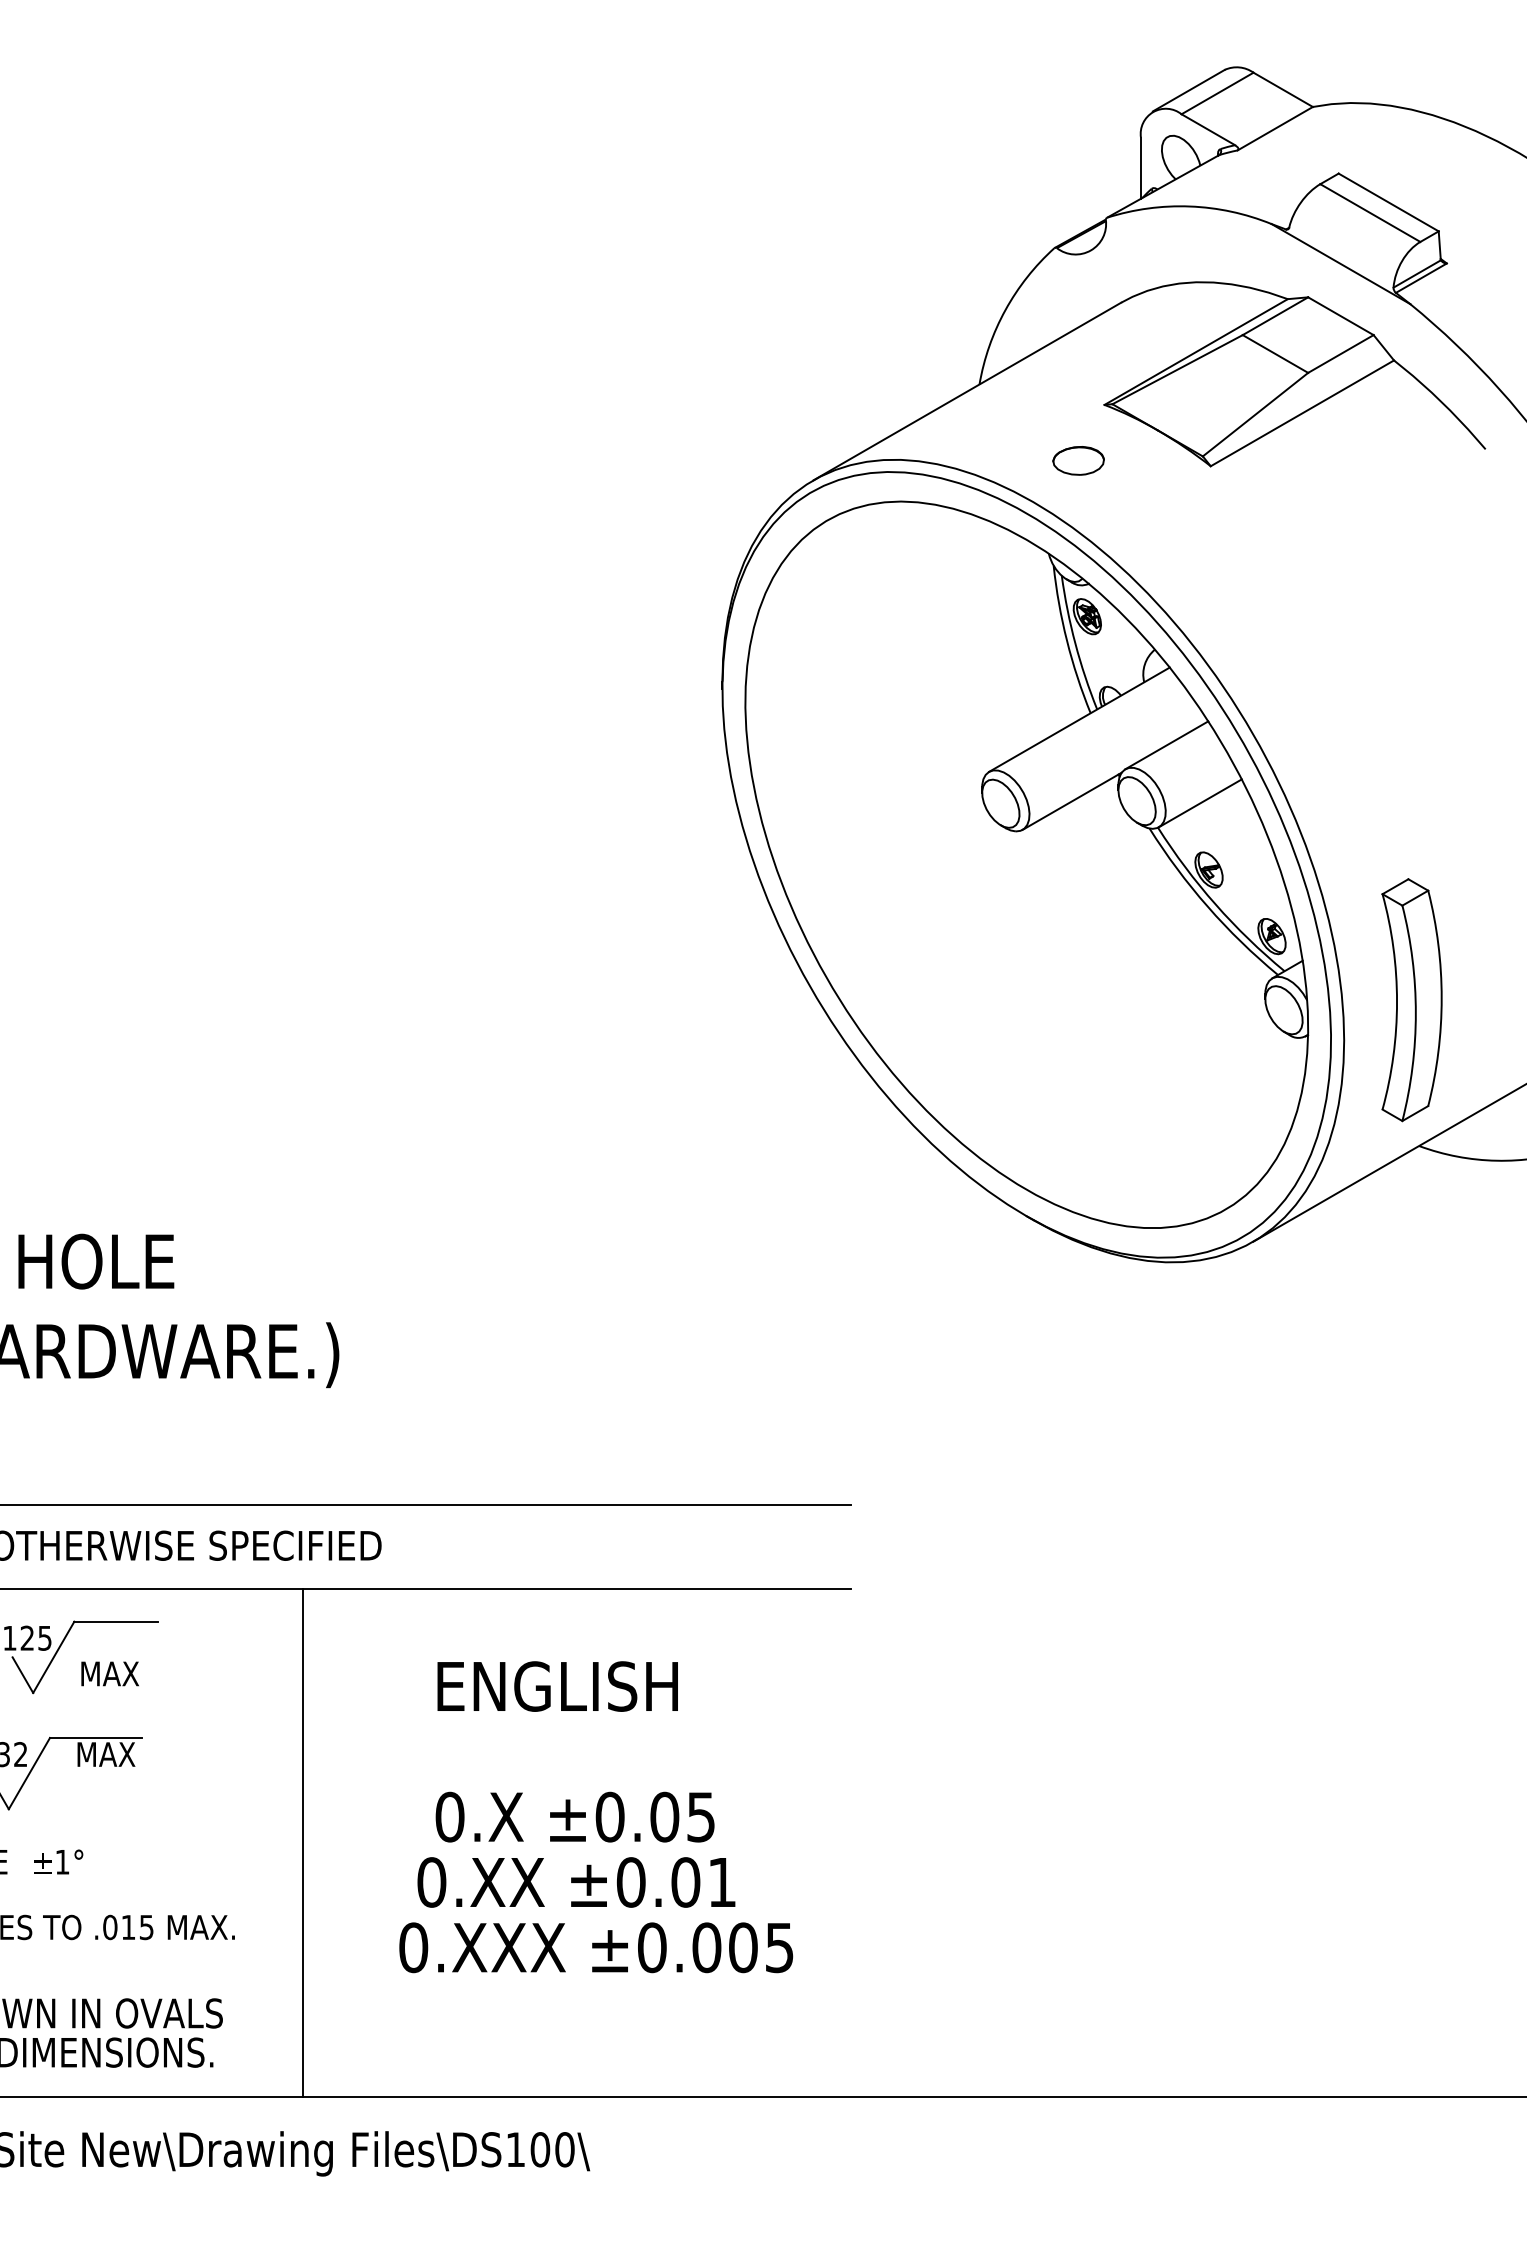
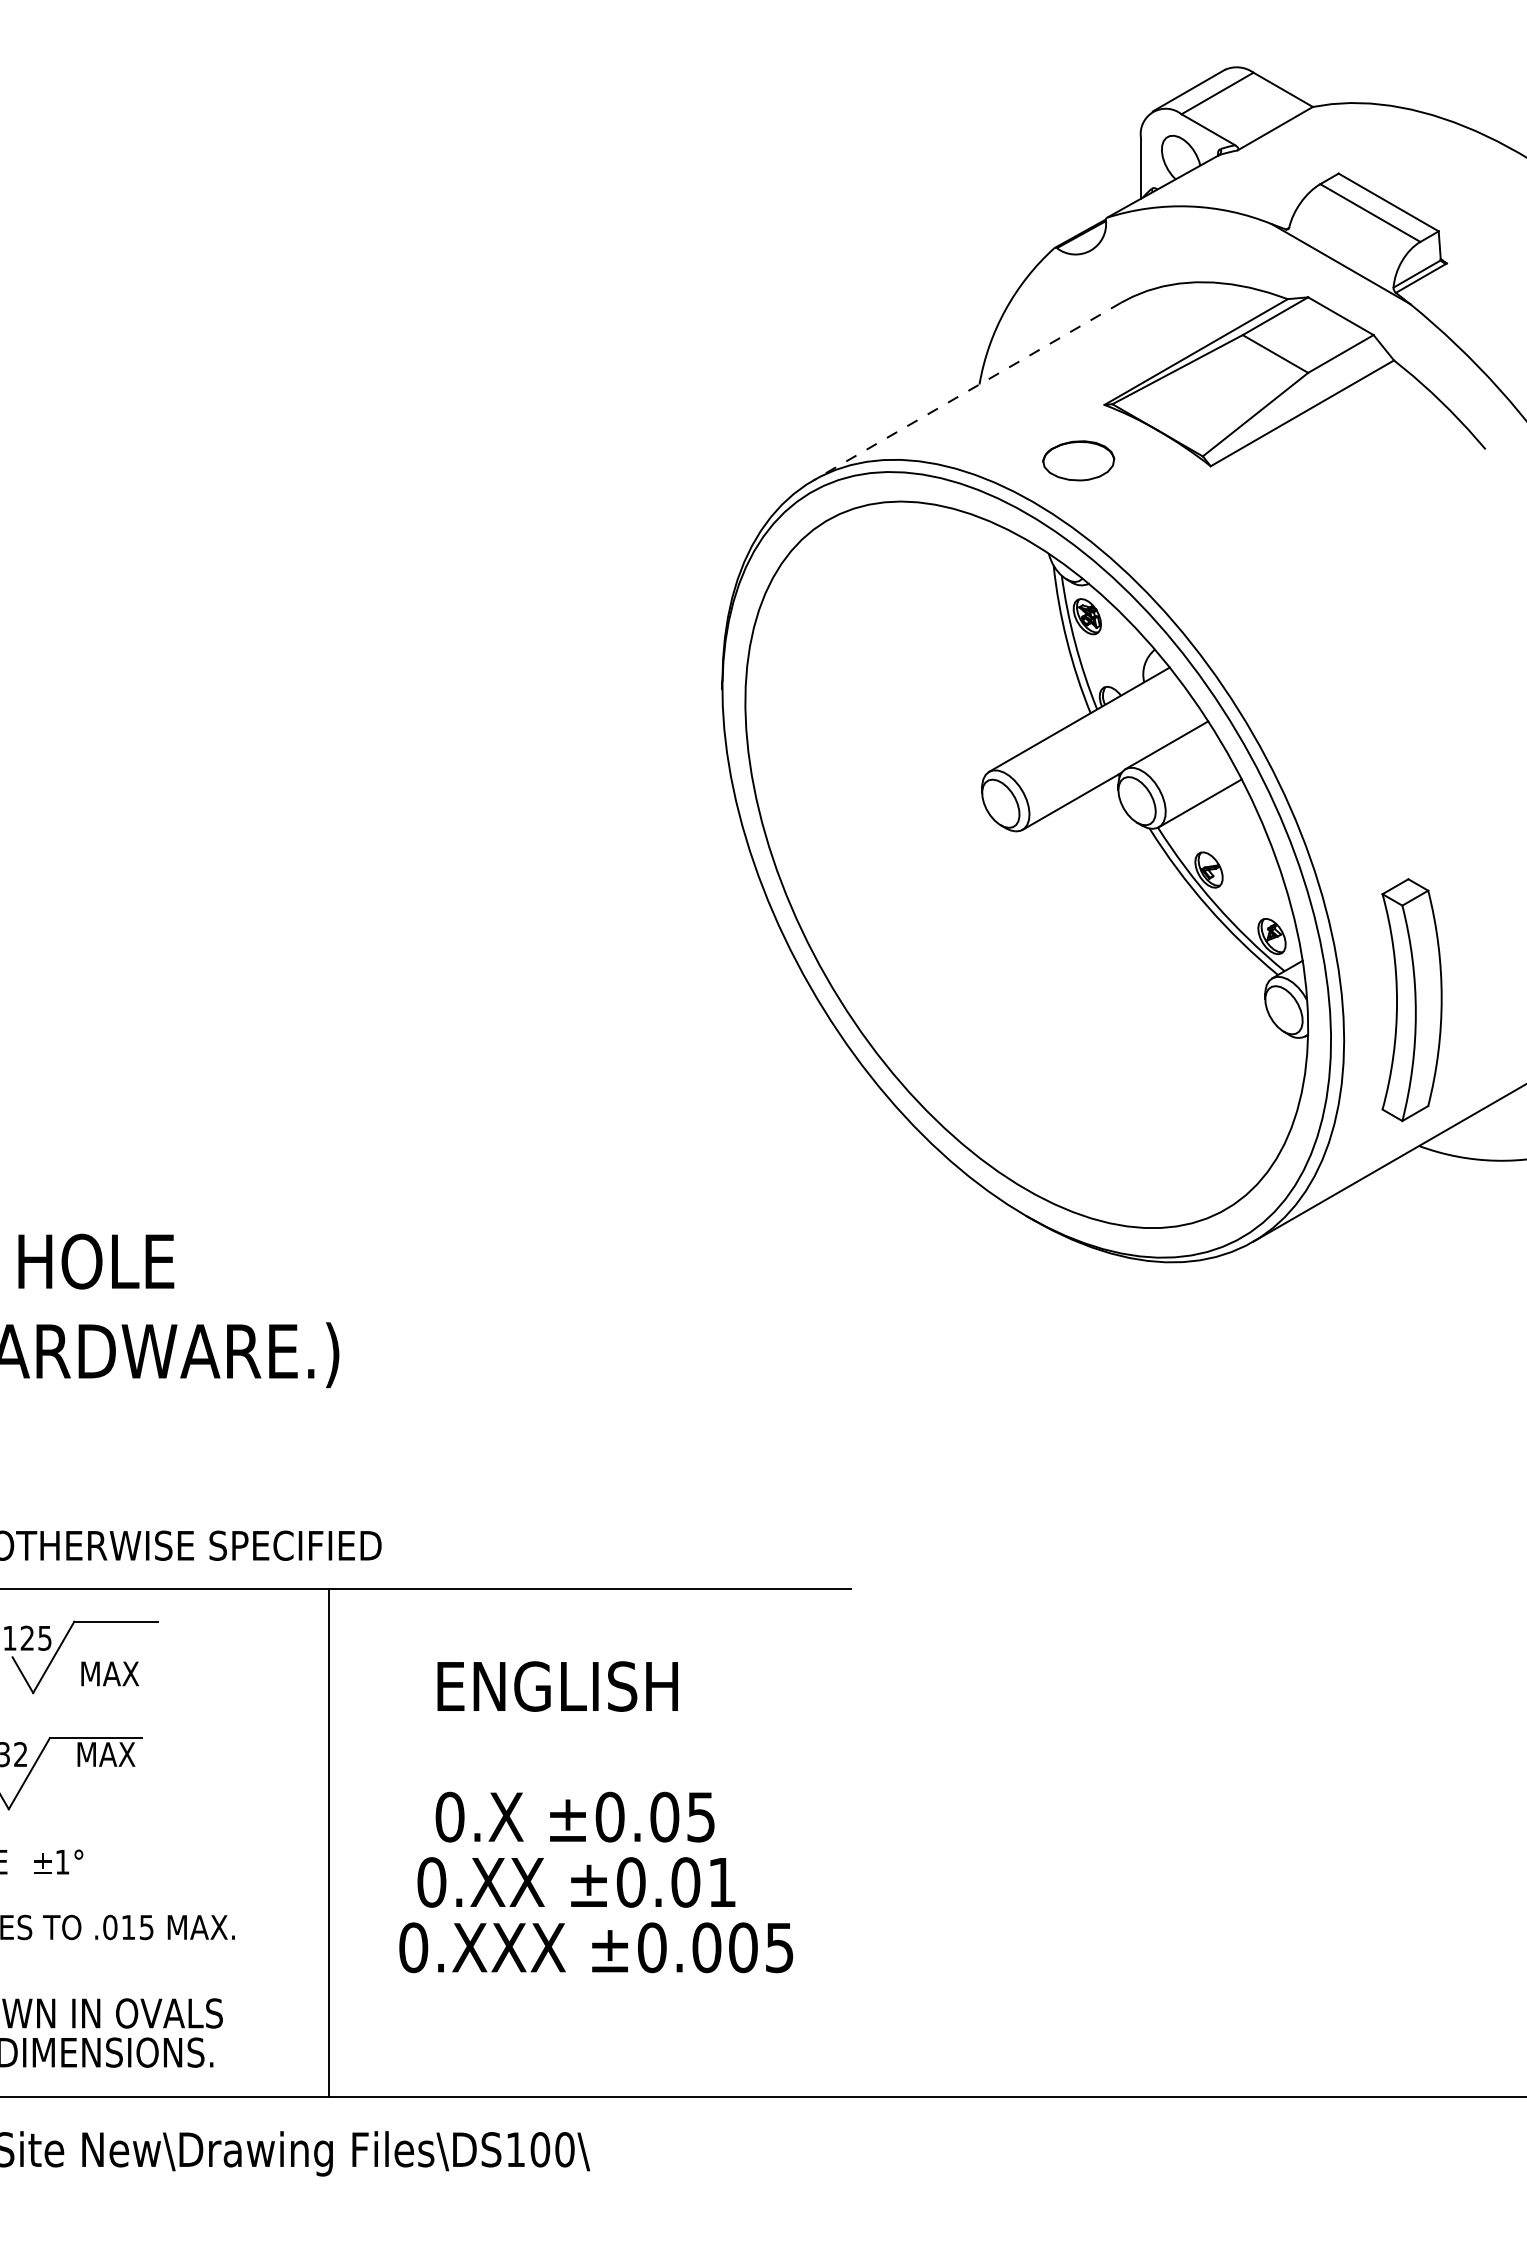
line: solid -> dashed (967, 391)
part size: 53x30 px -> 74x42 px (1078, 460)
line: present -> none (426, 1504)
line position: (302, 1843) -> (328, 1843) (328, 1843)
